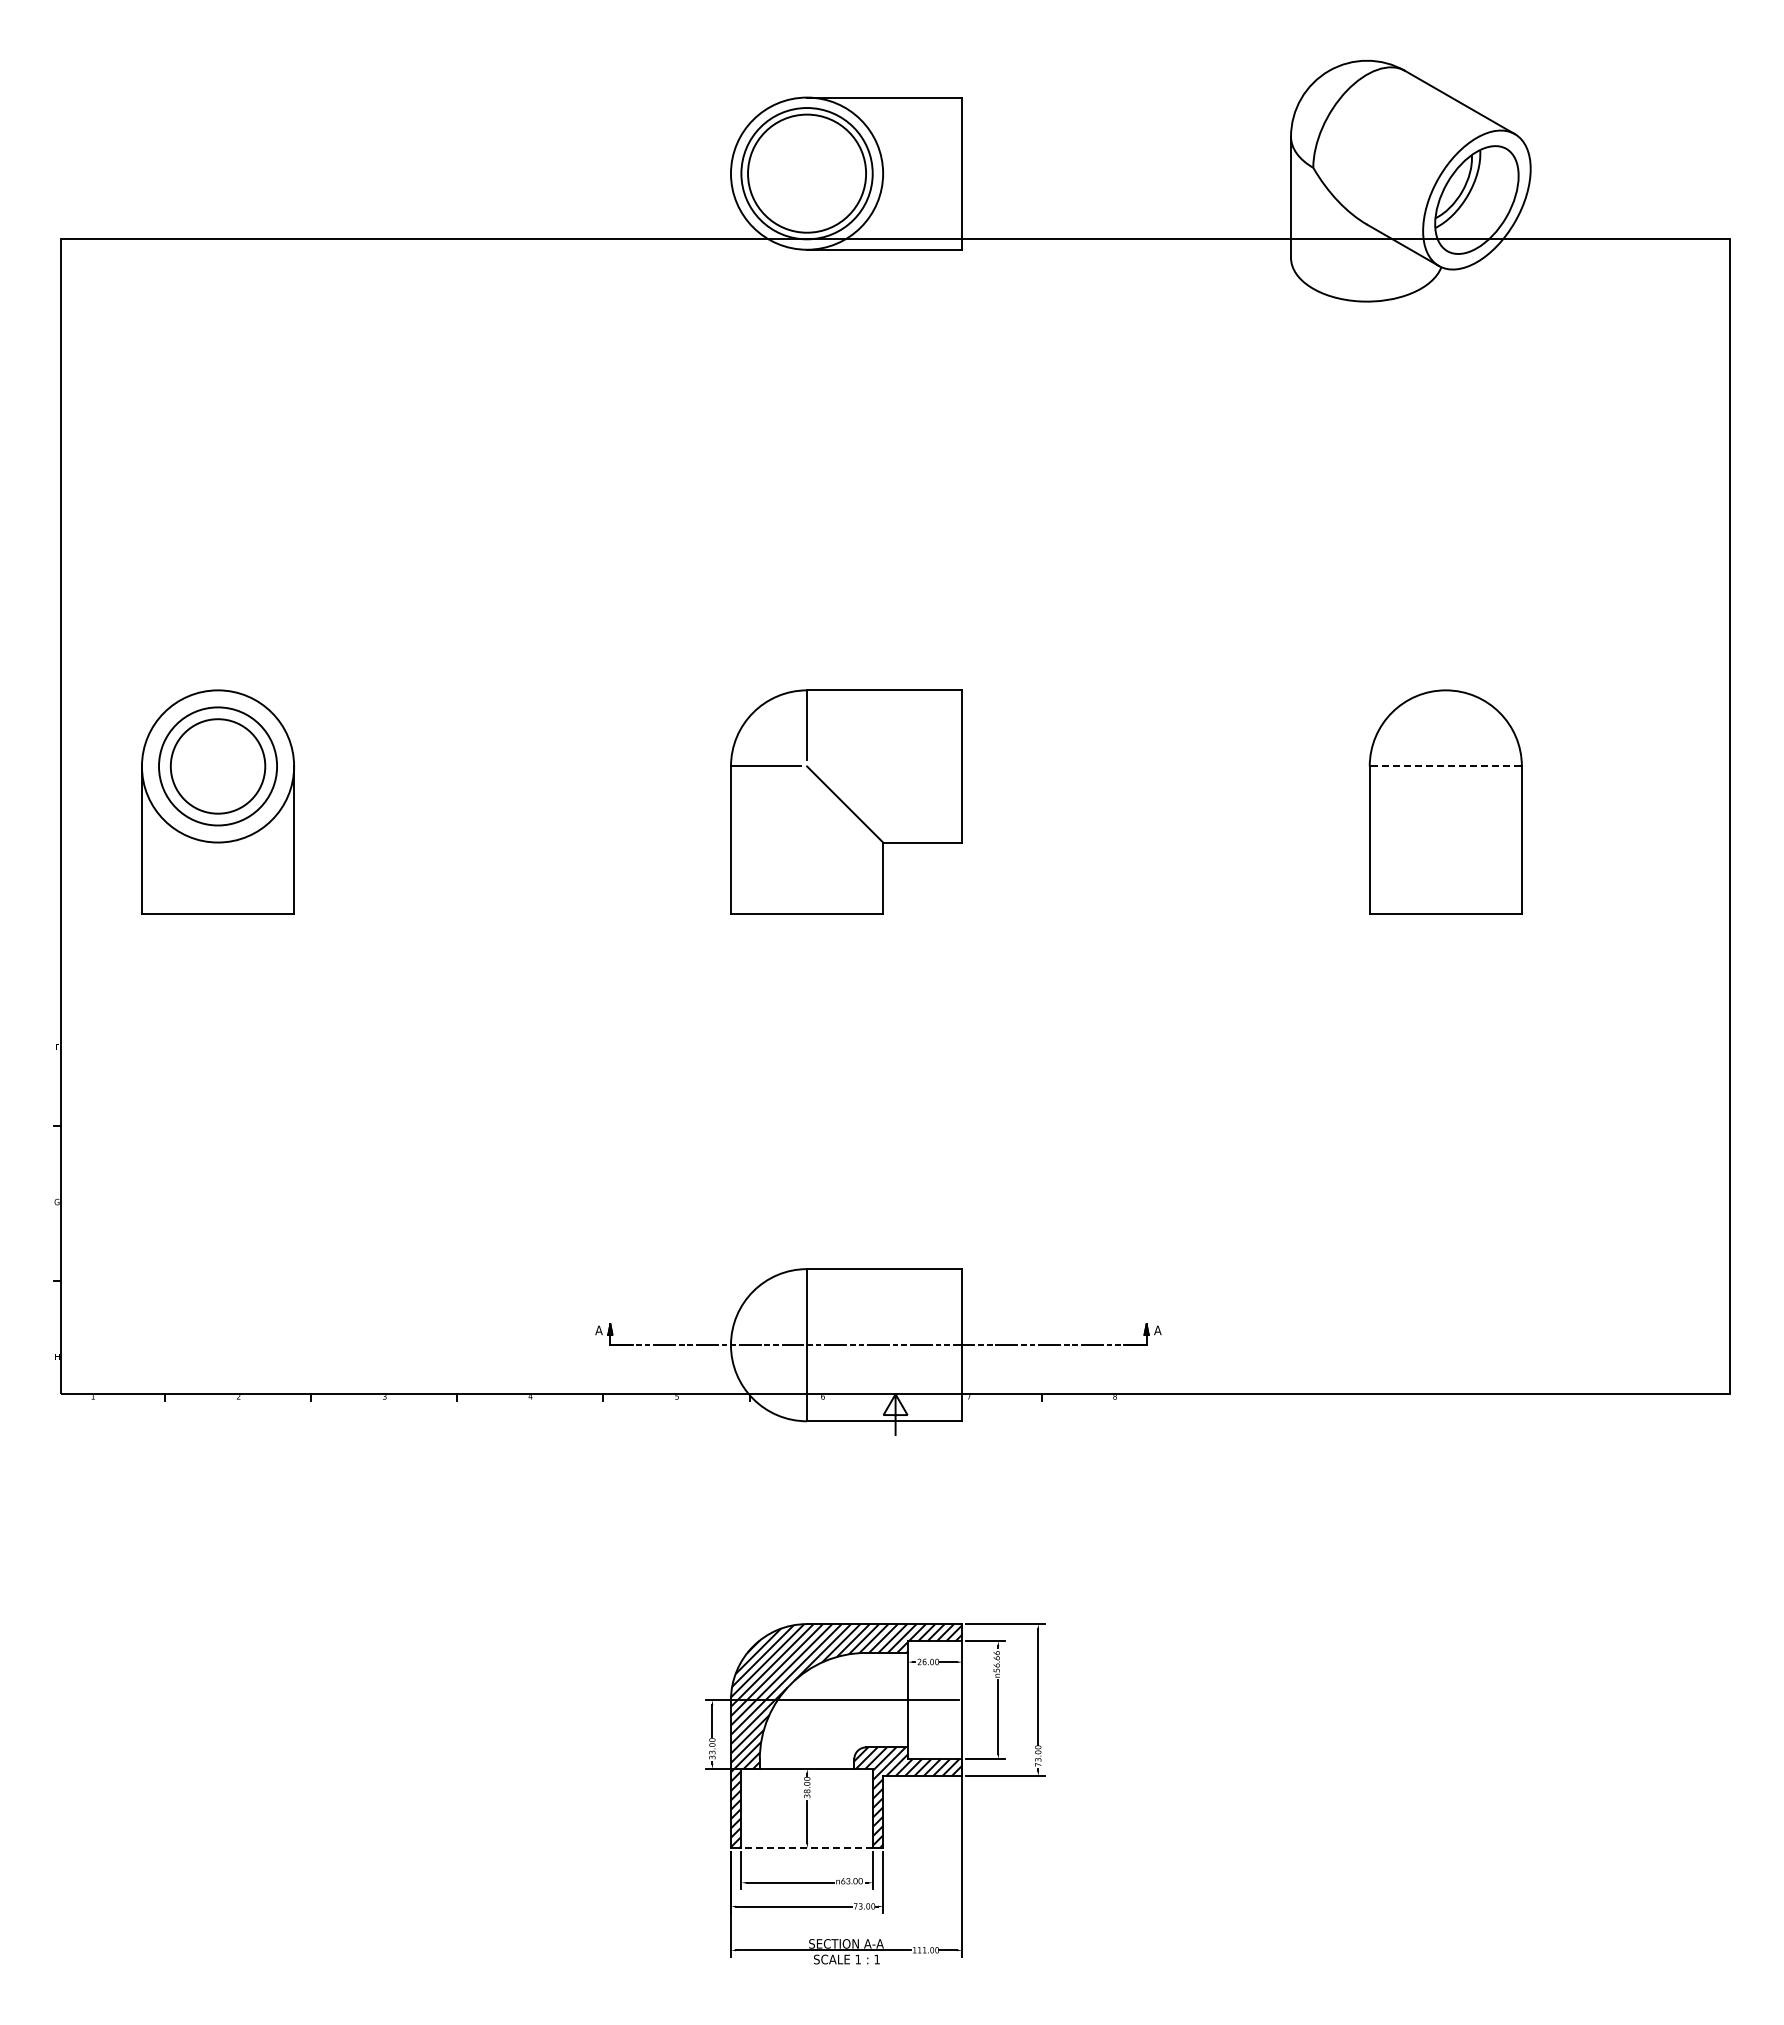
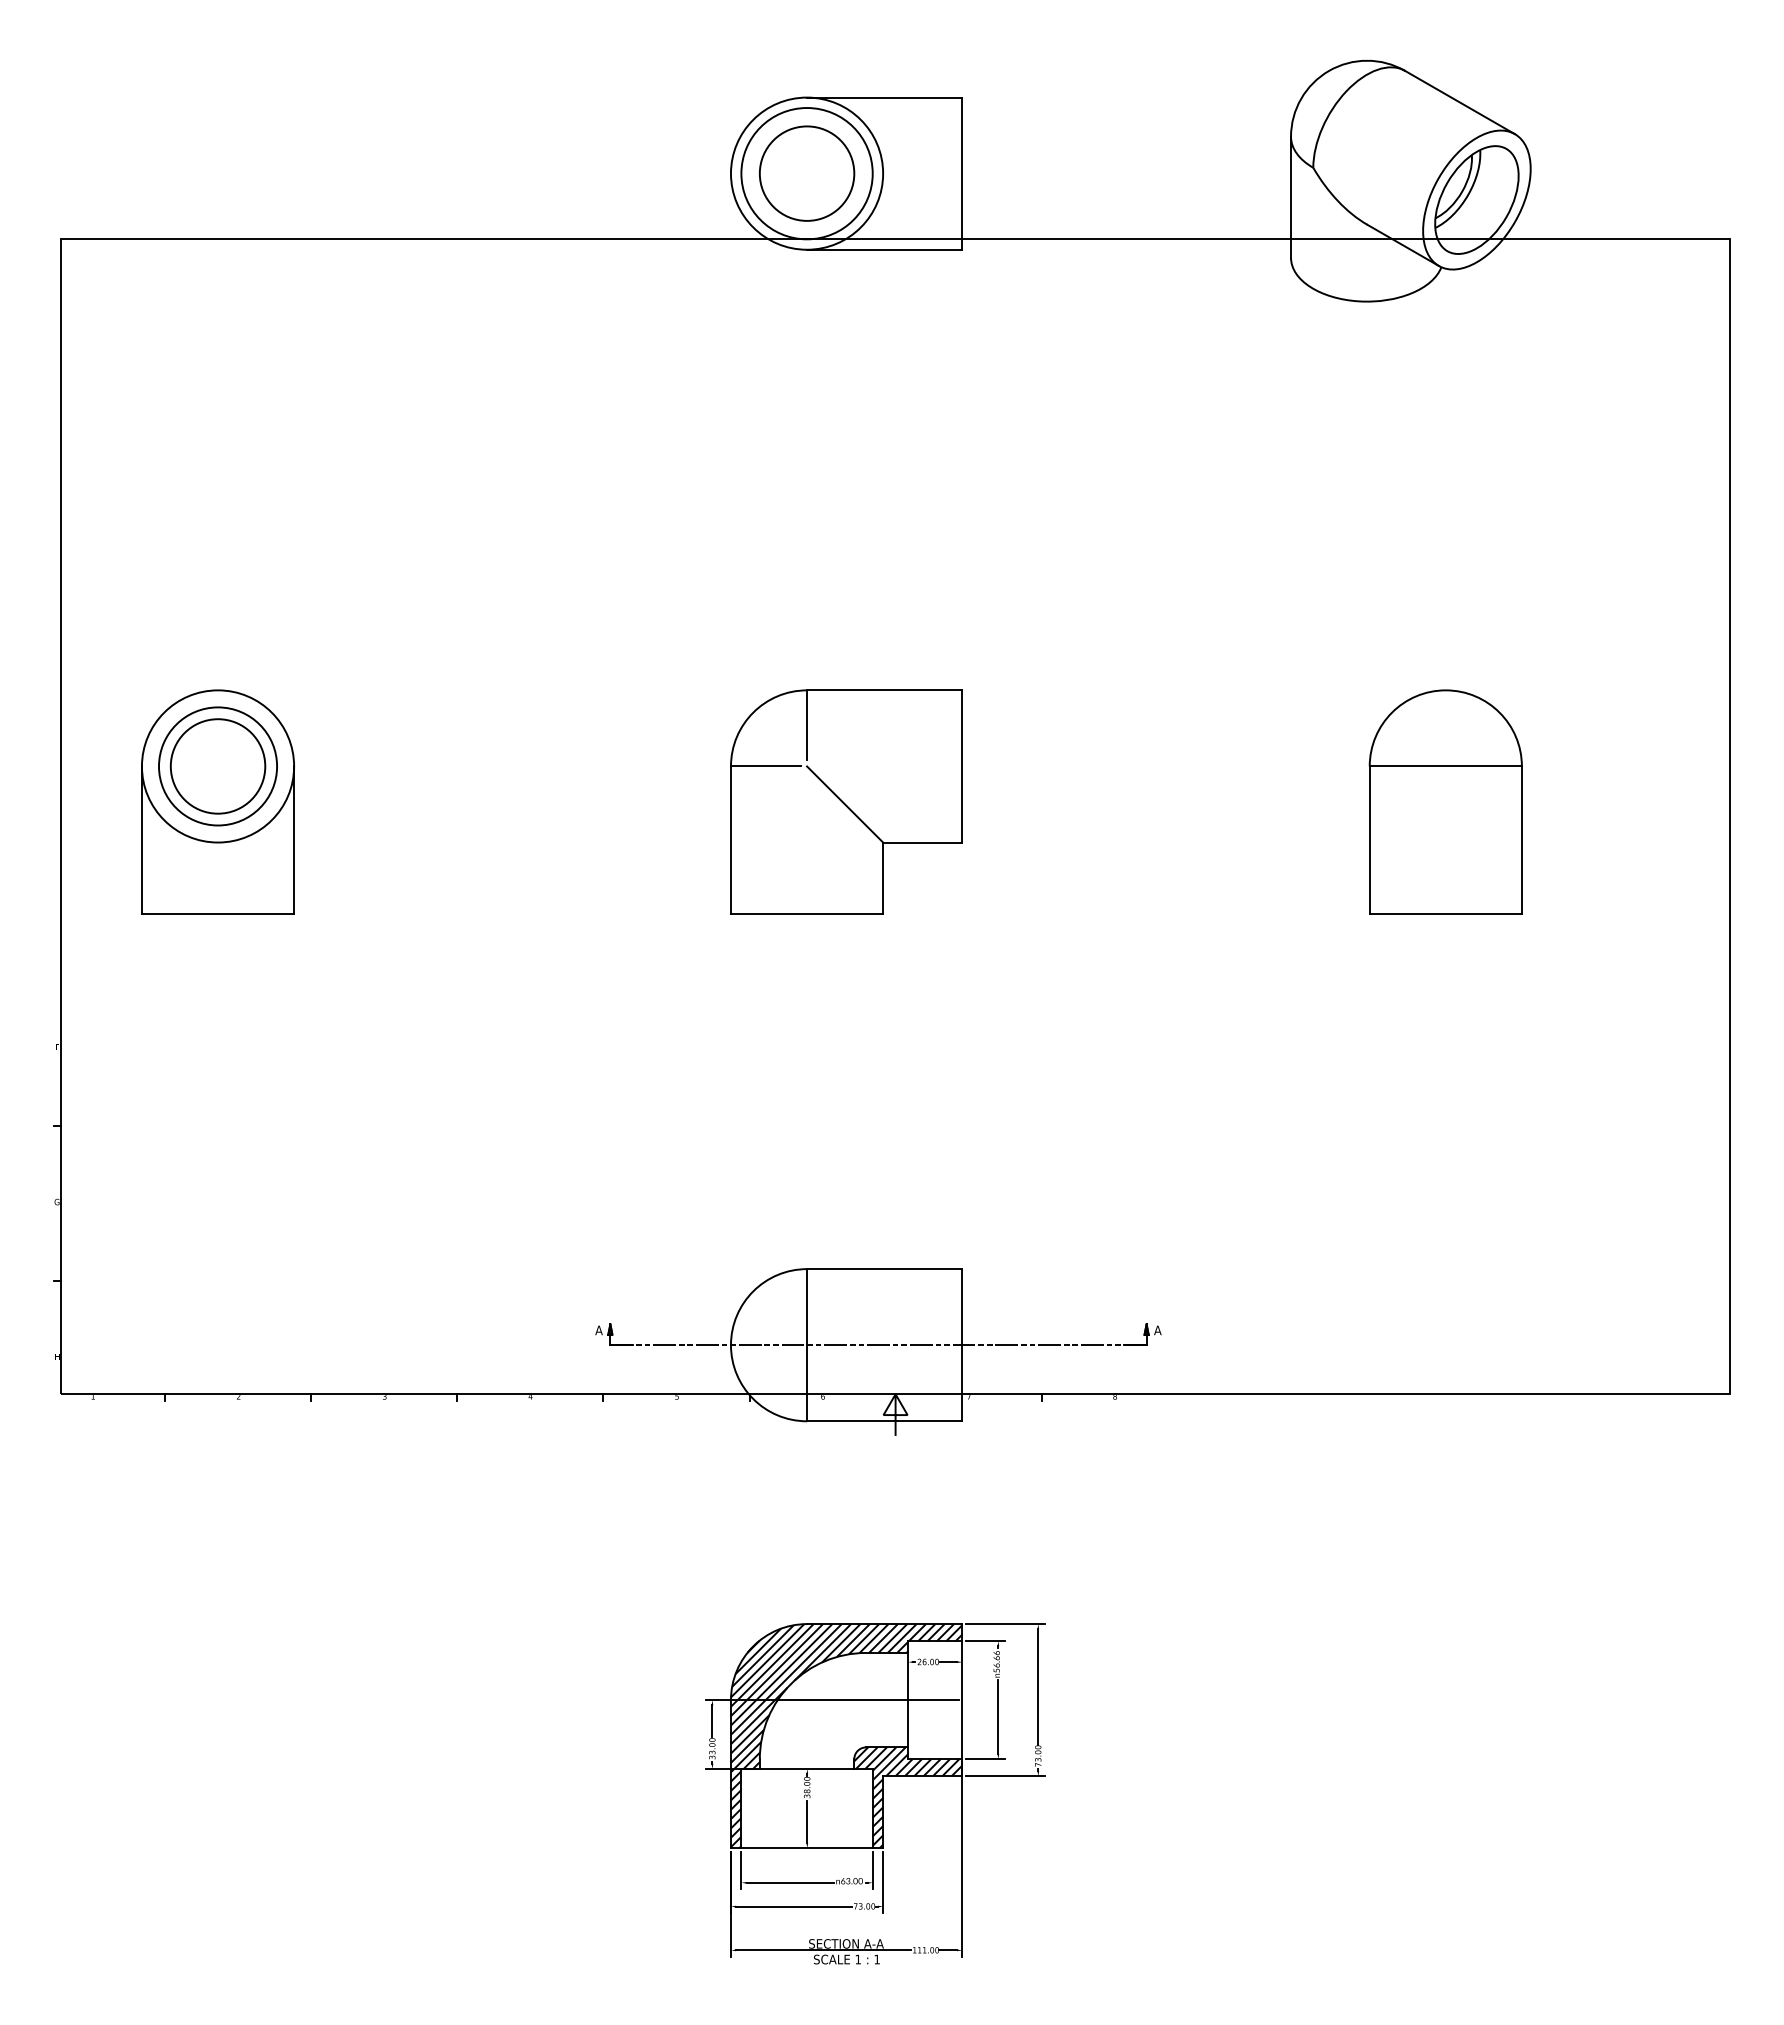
circle diameter: 118 px -> 94 px (806, 173)
line: dashed -> solid (1445, 766)
line: dashed -> solid (807, 1848)
